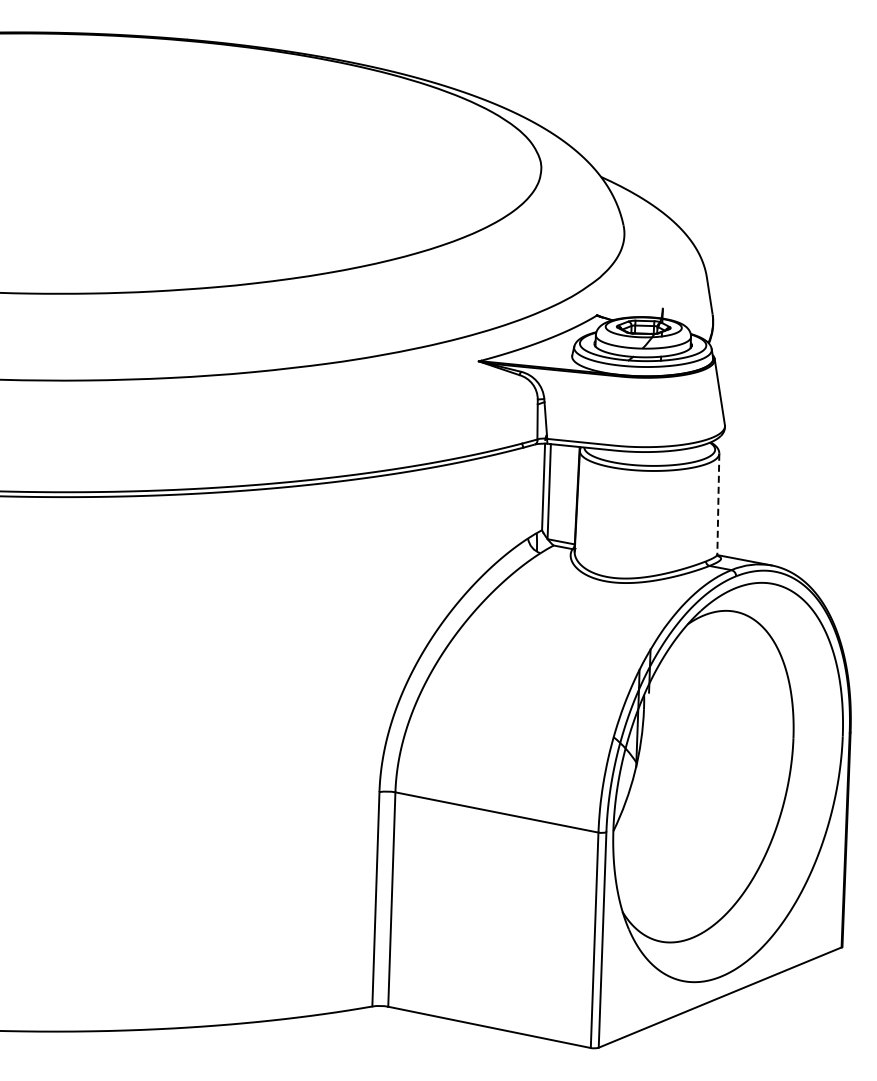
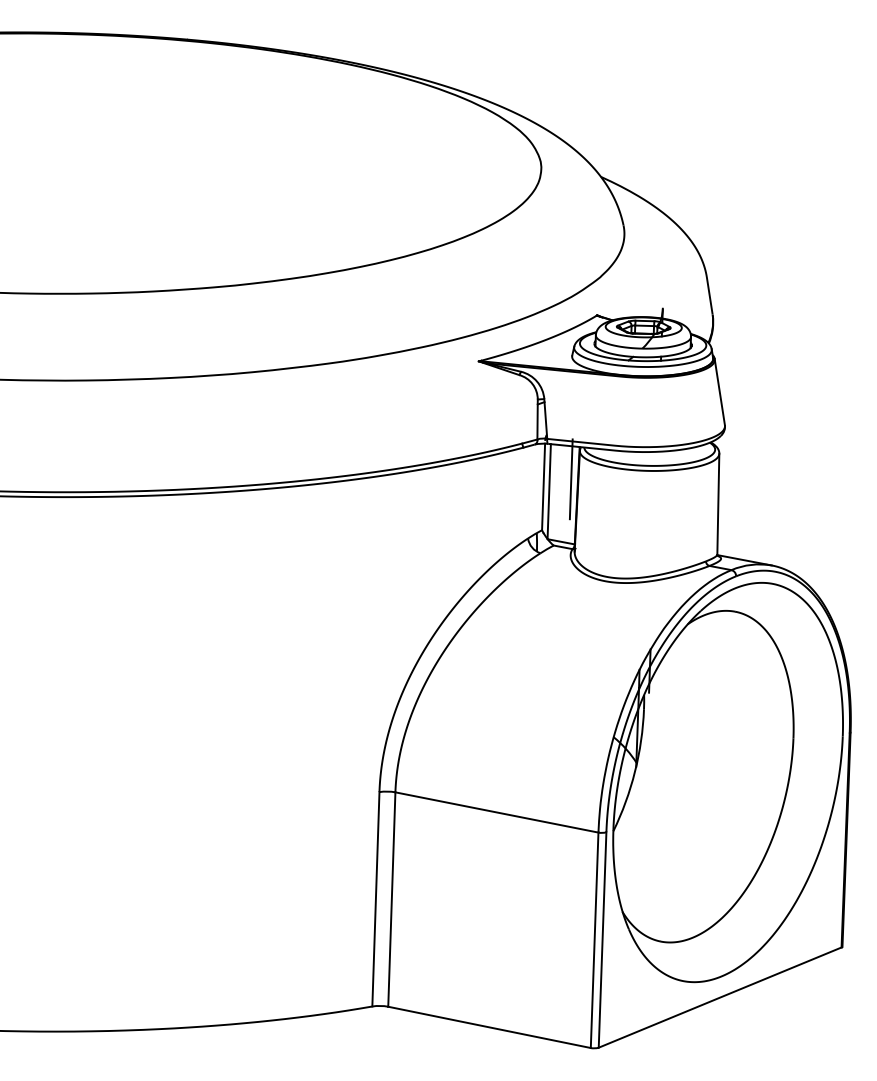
line: none -> present (570, 479)
line: dashed -> solid (718, 504)
